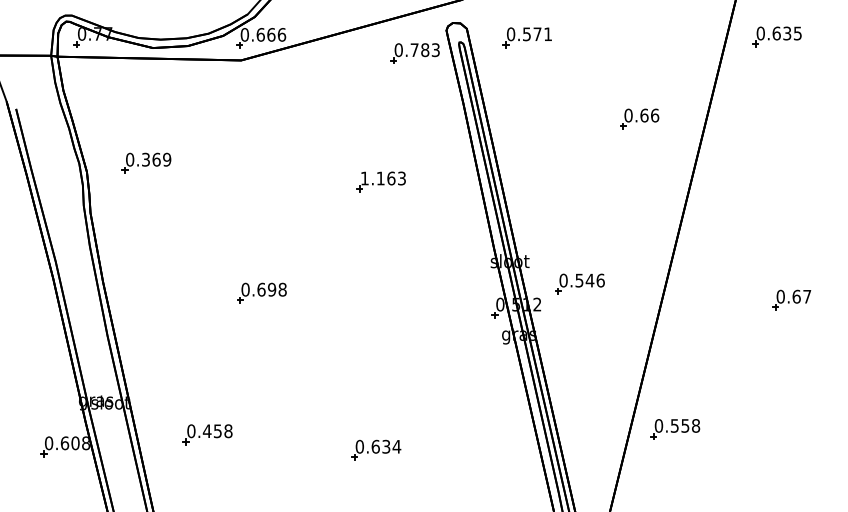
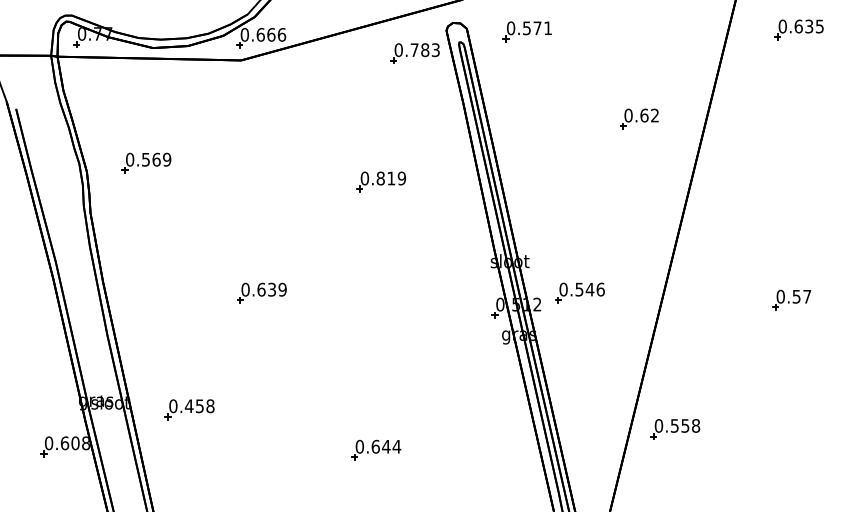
part position: (776, 36) -> (798, 29) (798, 29)
part position: (526, 37) -> (526, 31) (526, 31)
text: 0.66 -> 0.62 (655, 115)
text: 0.369 -> 0.569 (145, 158)
text: 1.163 -> 0.819 (383, 178)
part position: (579, 283) -> (579, 292) (579, 292)
text: 0.698 -> 0.639 (276, 289)
text: 0.67 -> 0.57 (796, 296)
part position: (207, 434) -> (189, 409) (189, 409)
text: 0.634 -> 0.644 (385, 446)
